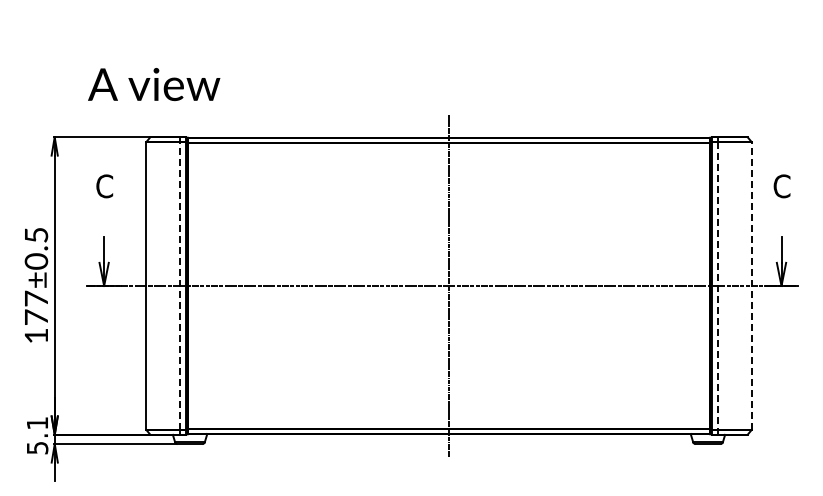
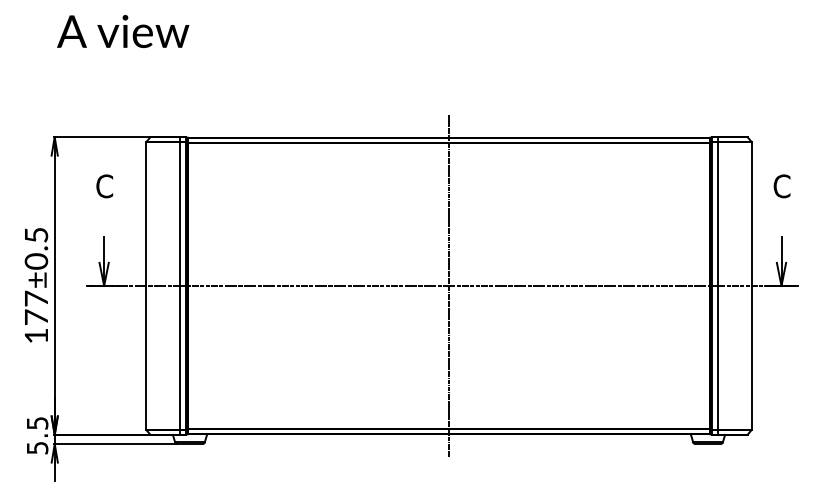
text position: (154, 84) -> (123, 31) (123, 31)
line: dashed -> solid (179, 286)
line: dashed -> solid (718, 286)
line: dashed -> solid (751, 286)
text: 5.1 -> 5.5 (37, 423)
